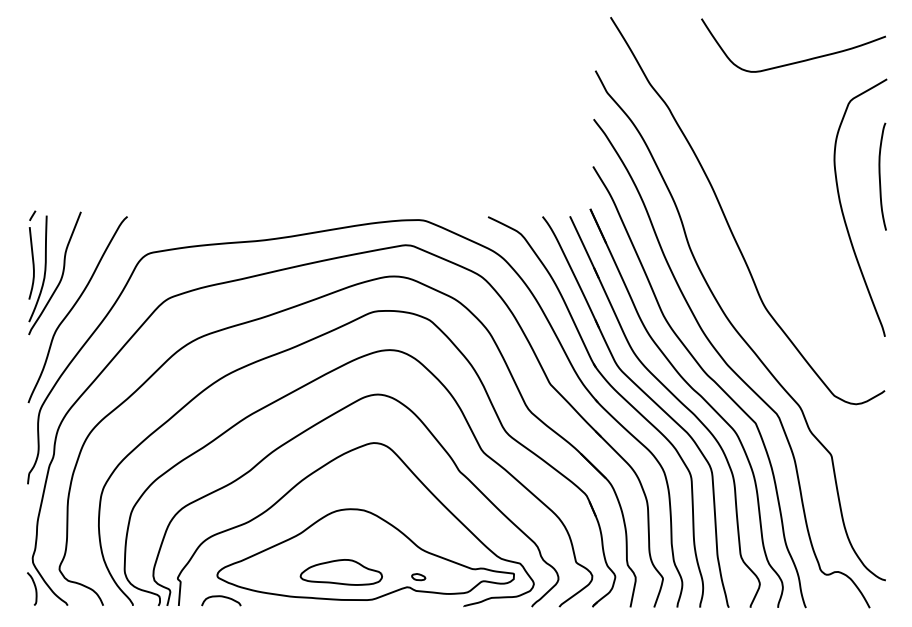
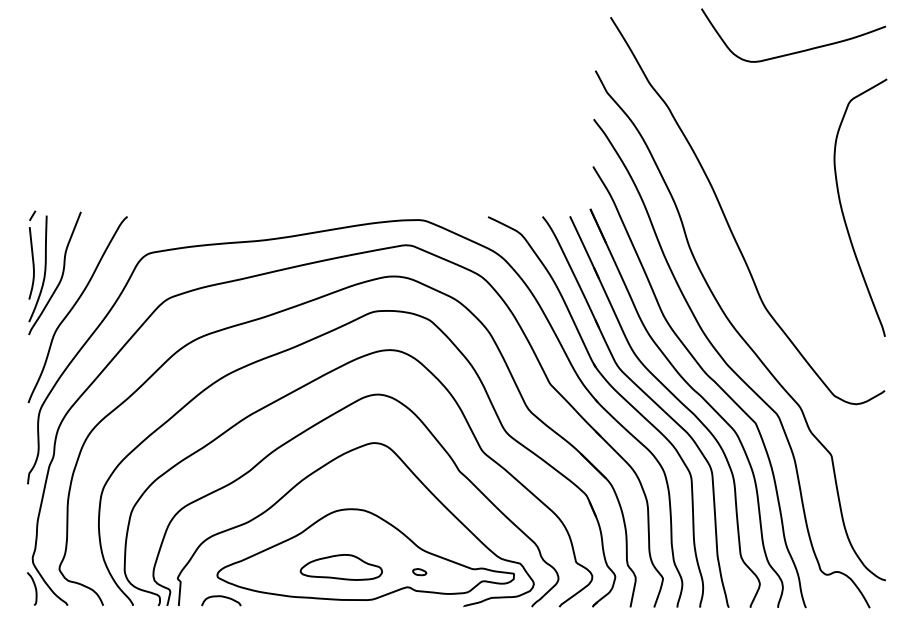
curve position: (796, 61) -> (796, 51) (796, 51)
curve: present -> none (880, 176)
part position: (340, 572) -> (340, 567) (340, 567)
part position: (418, 577) -> (419, 572) (419, 572)
